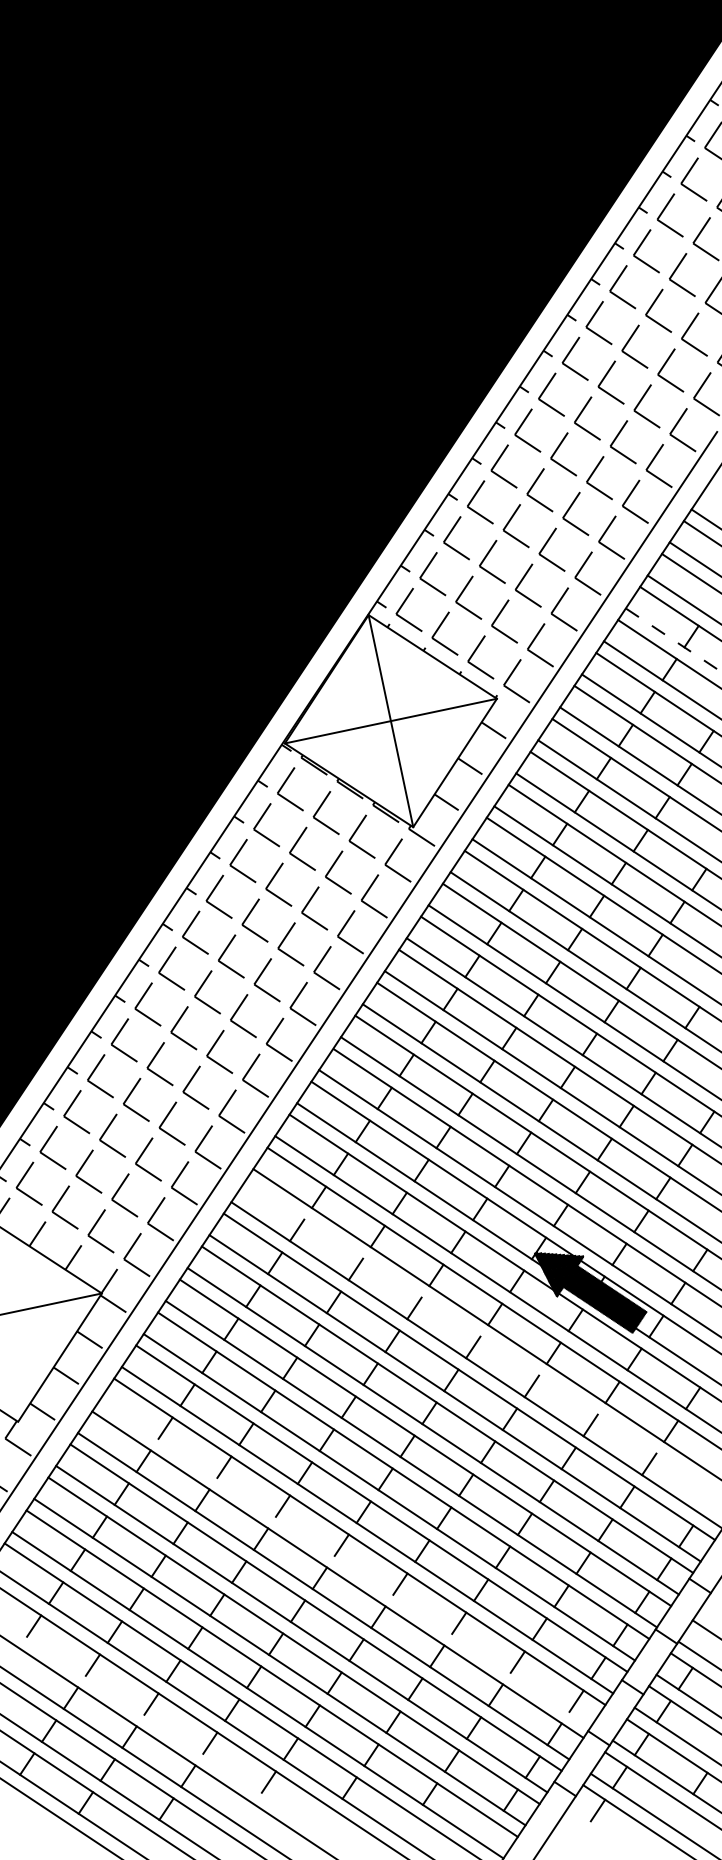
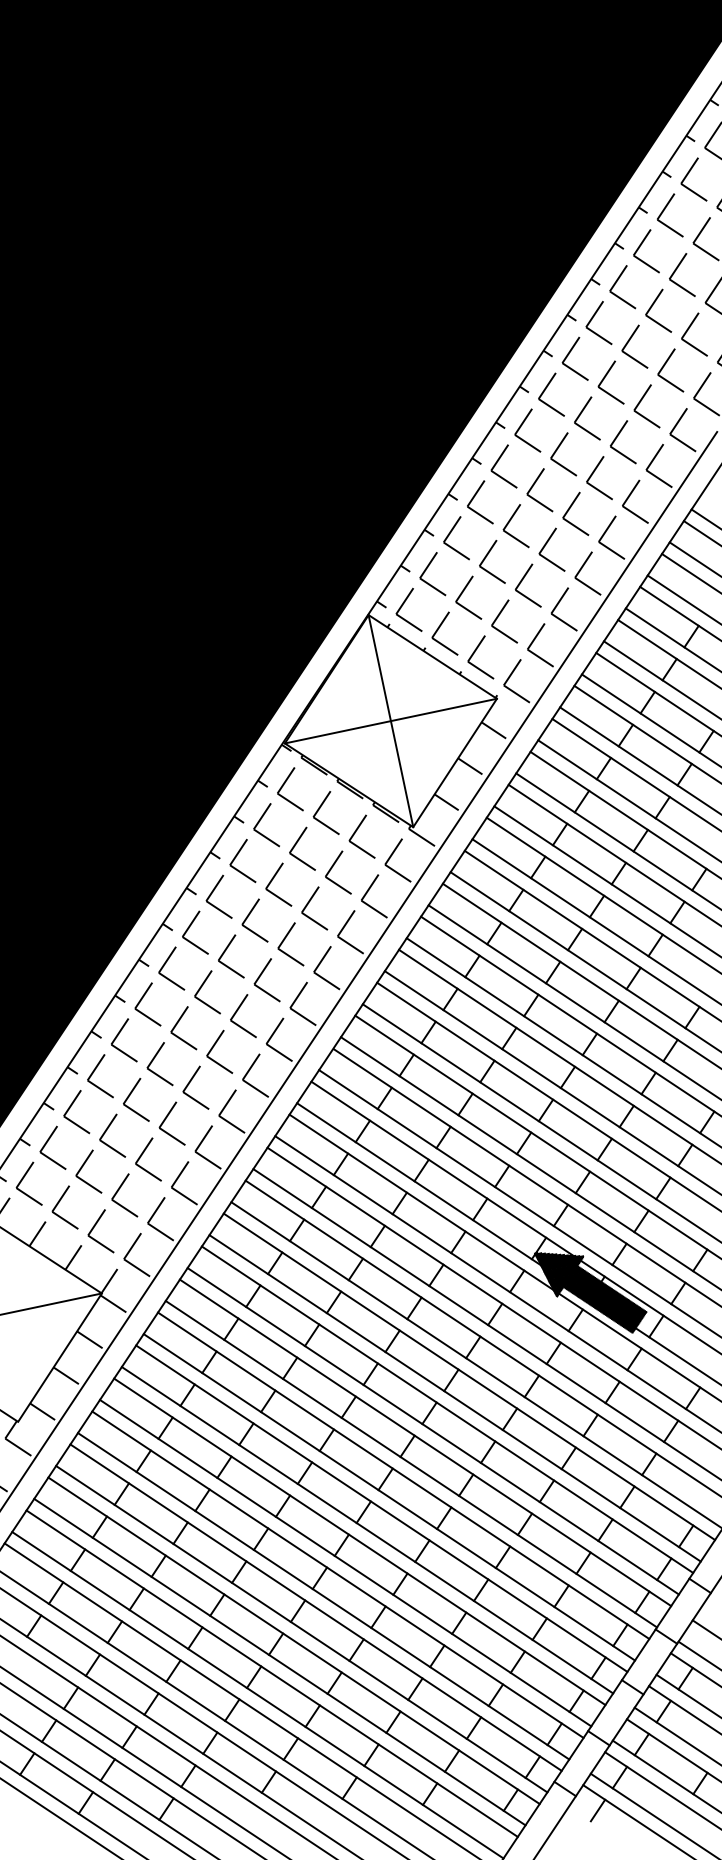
line: dashed -> solid (674, 640)
line: none -> present (481, 1337)
line: none -> present (345, 1562)
line: none -> present (180, 1738)
